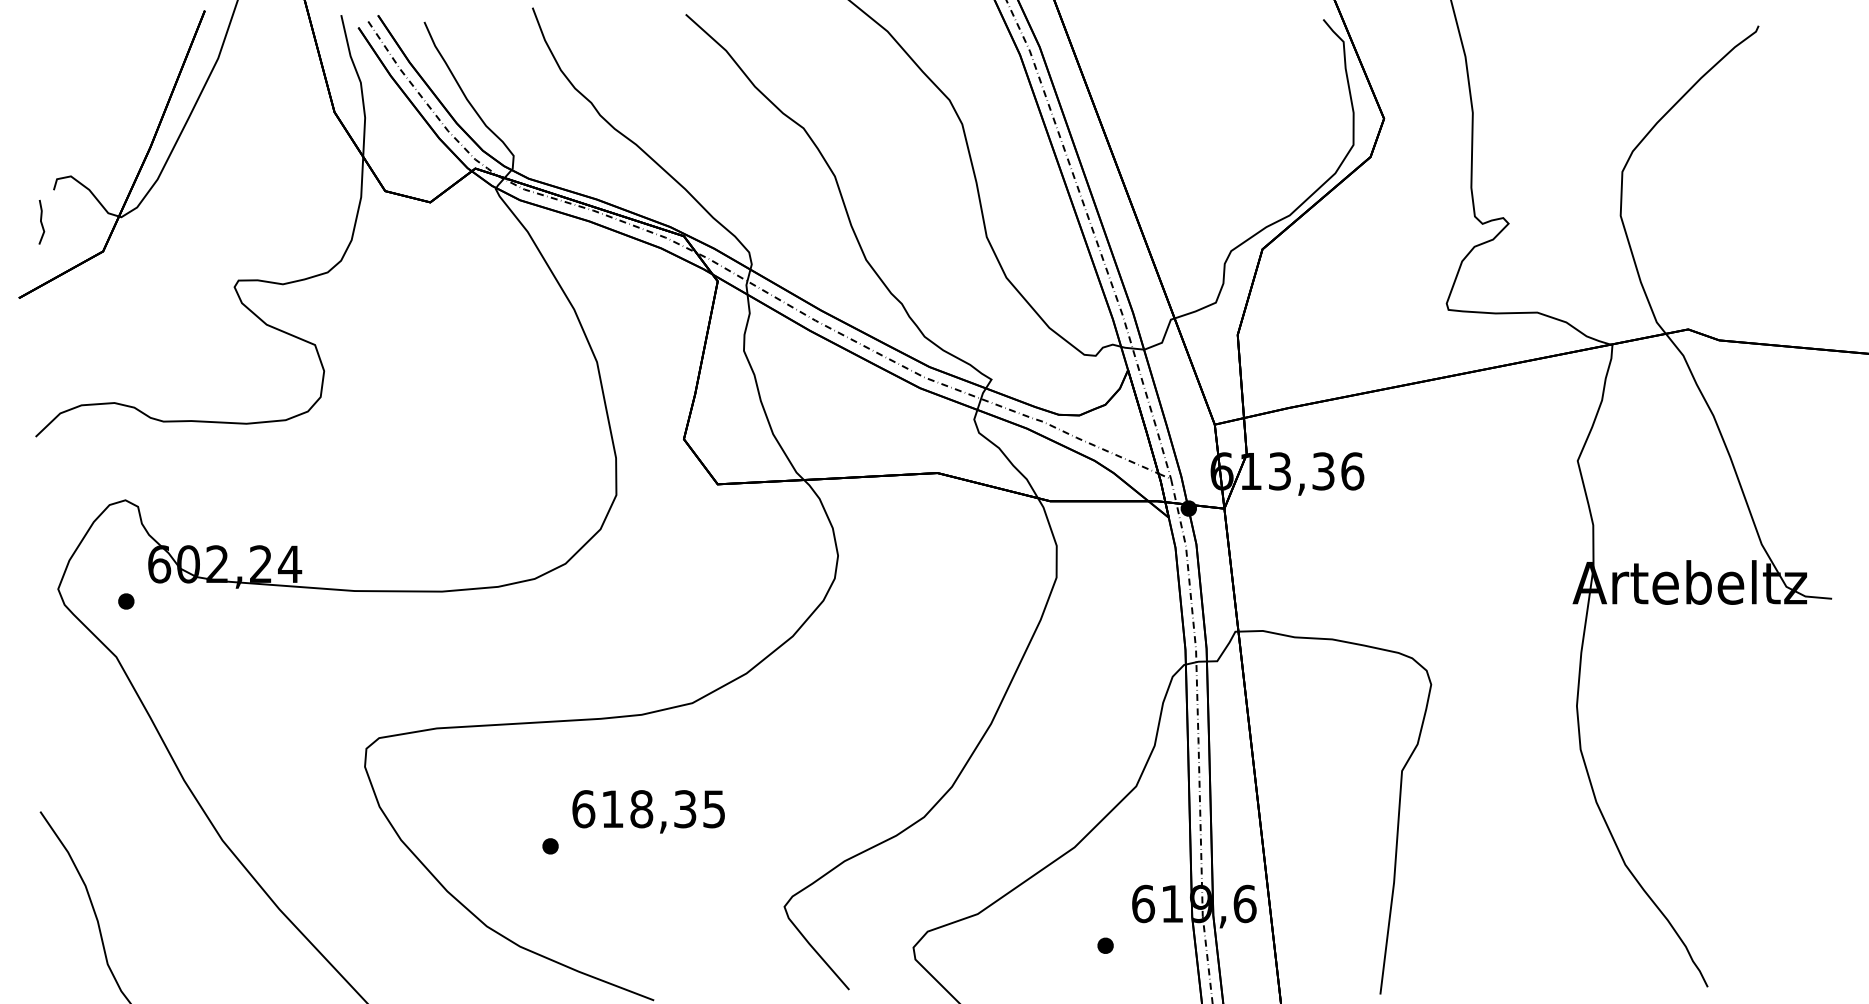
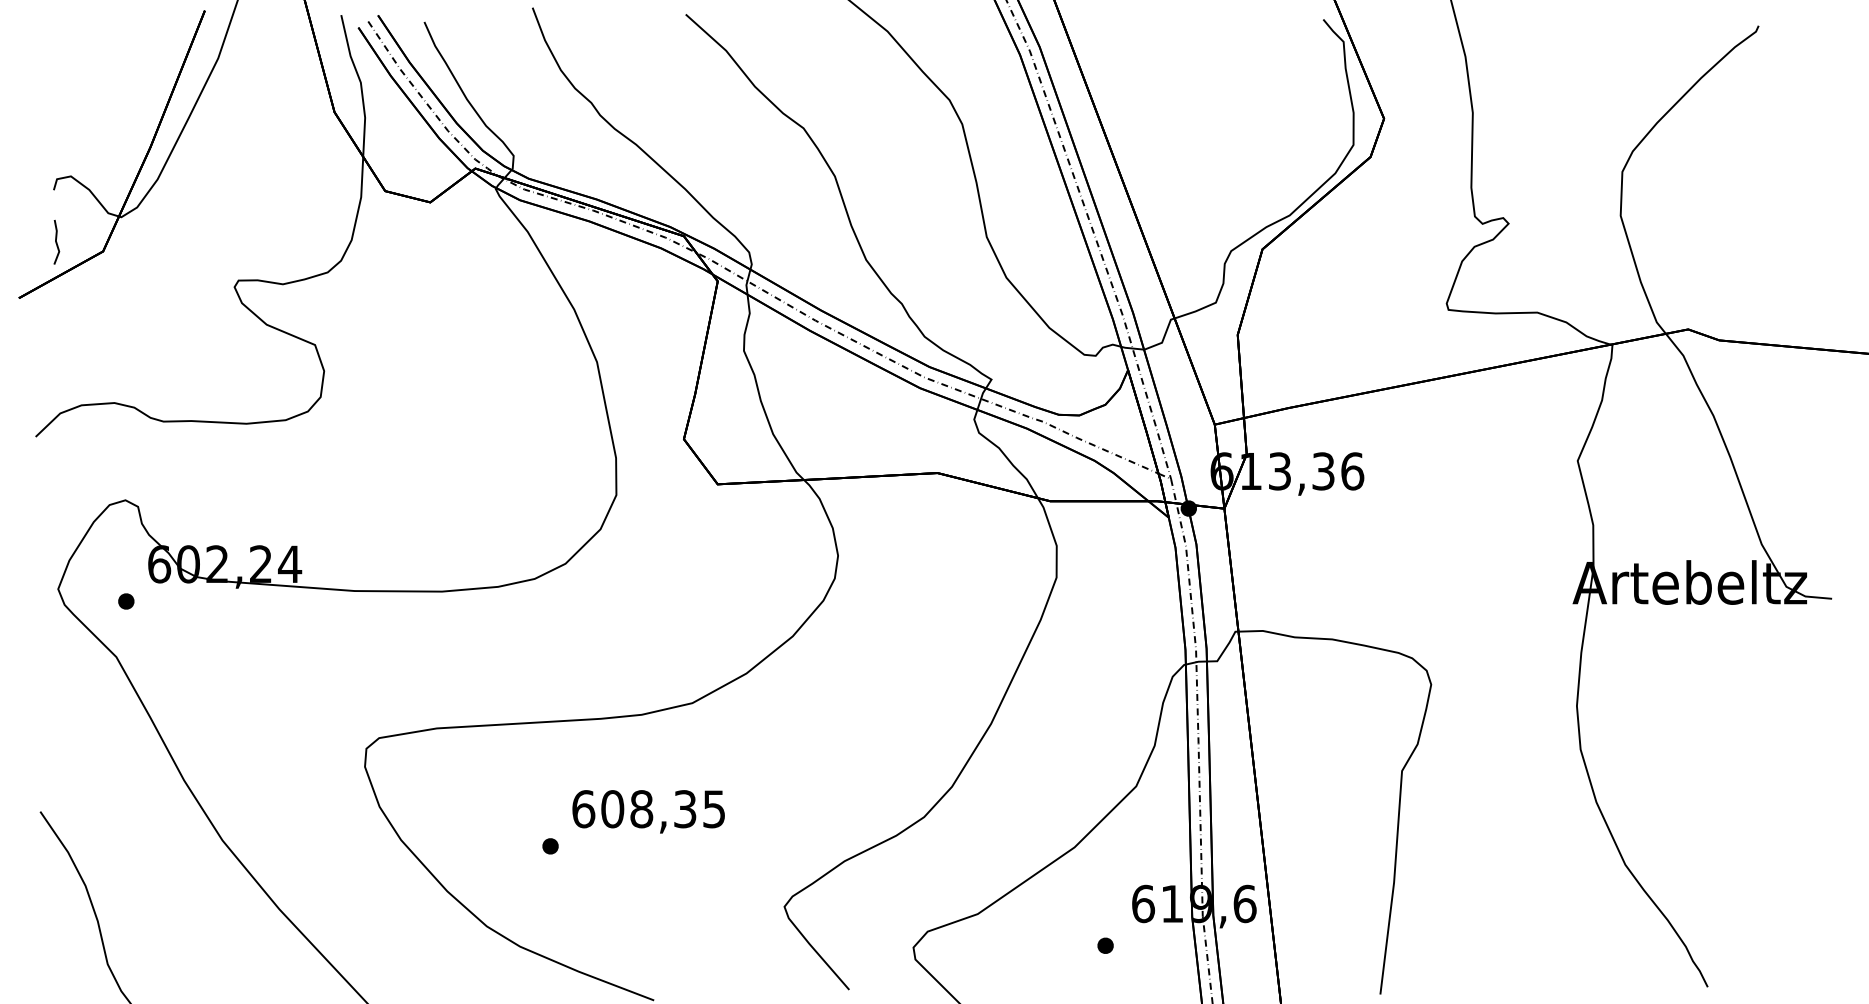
line position: (41, 222) -> (56, 242) (56, 242)
text: 618,35 -> 608,35 (612, 809)
